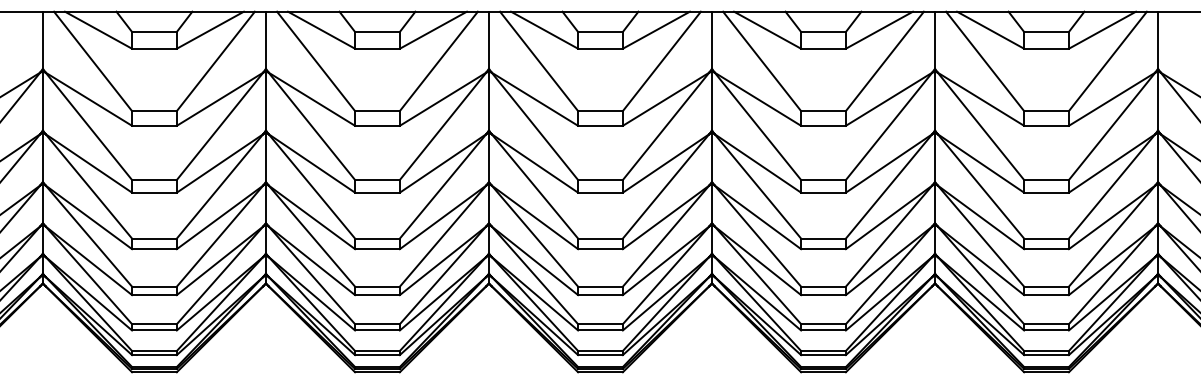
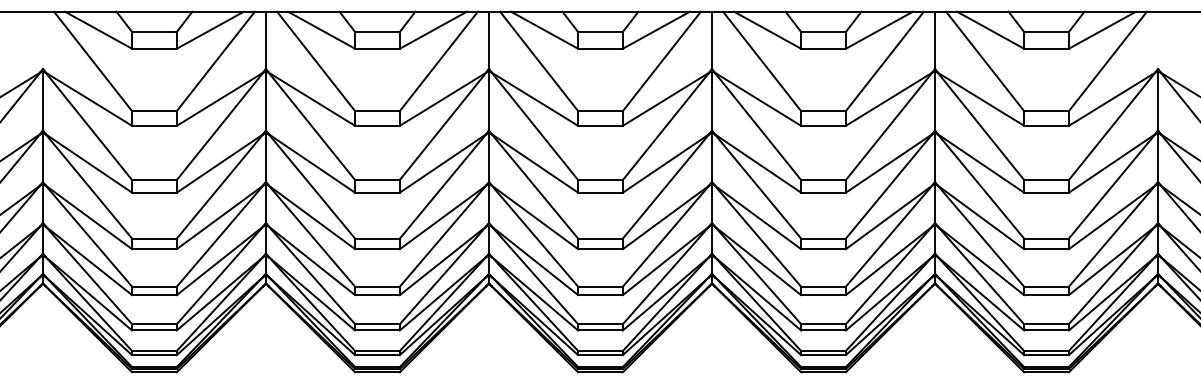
line: present -> none (42, 40)
line: present -> none (1158, 40)
